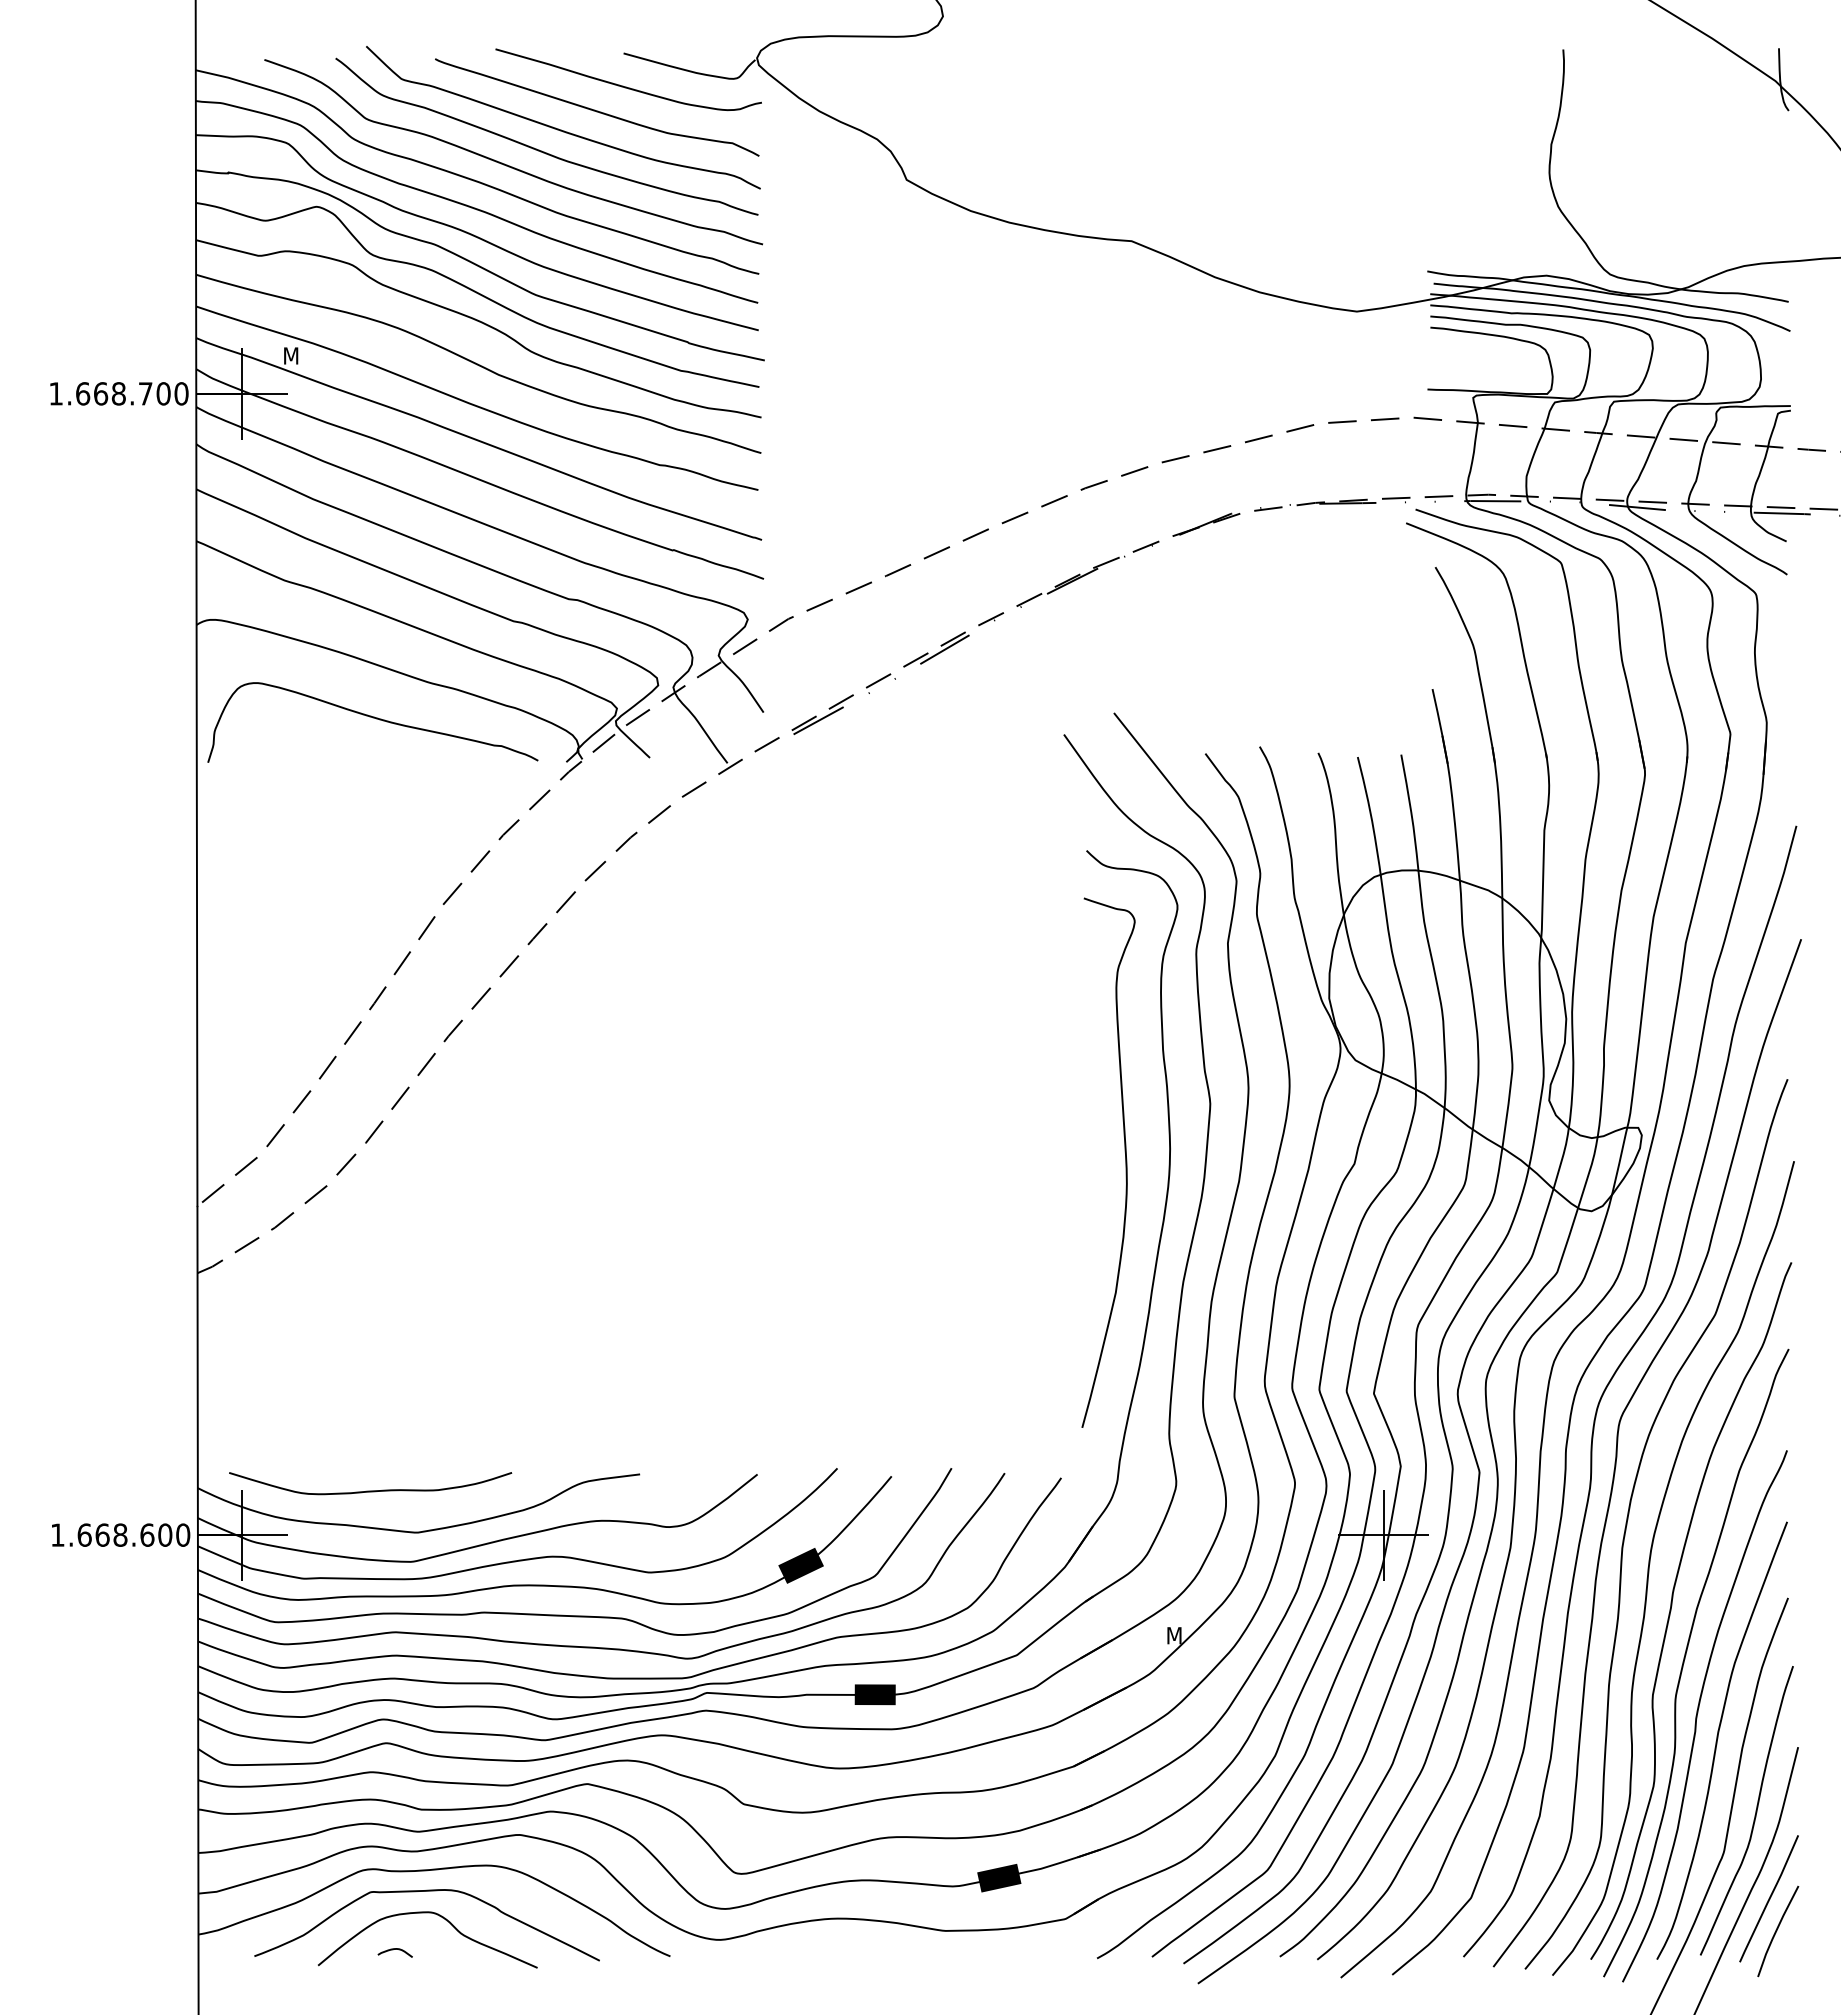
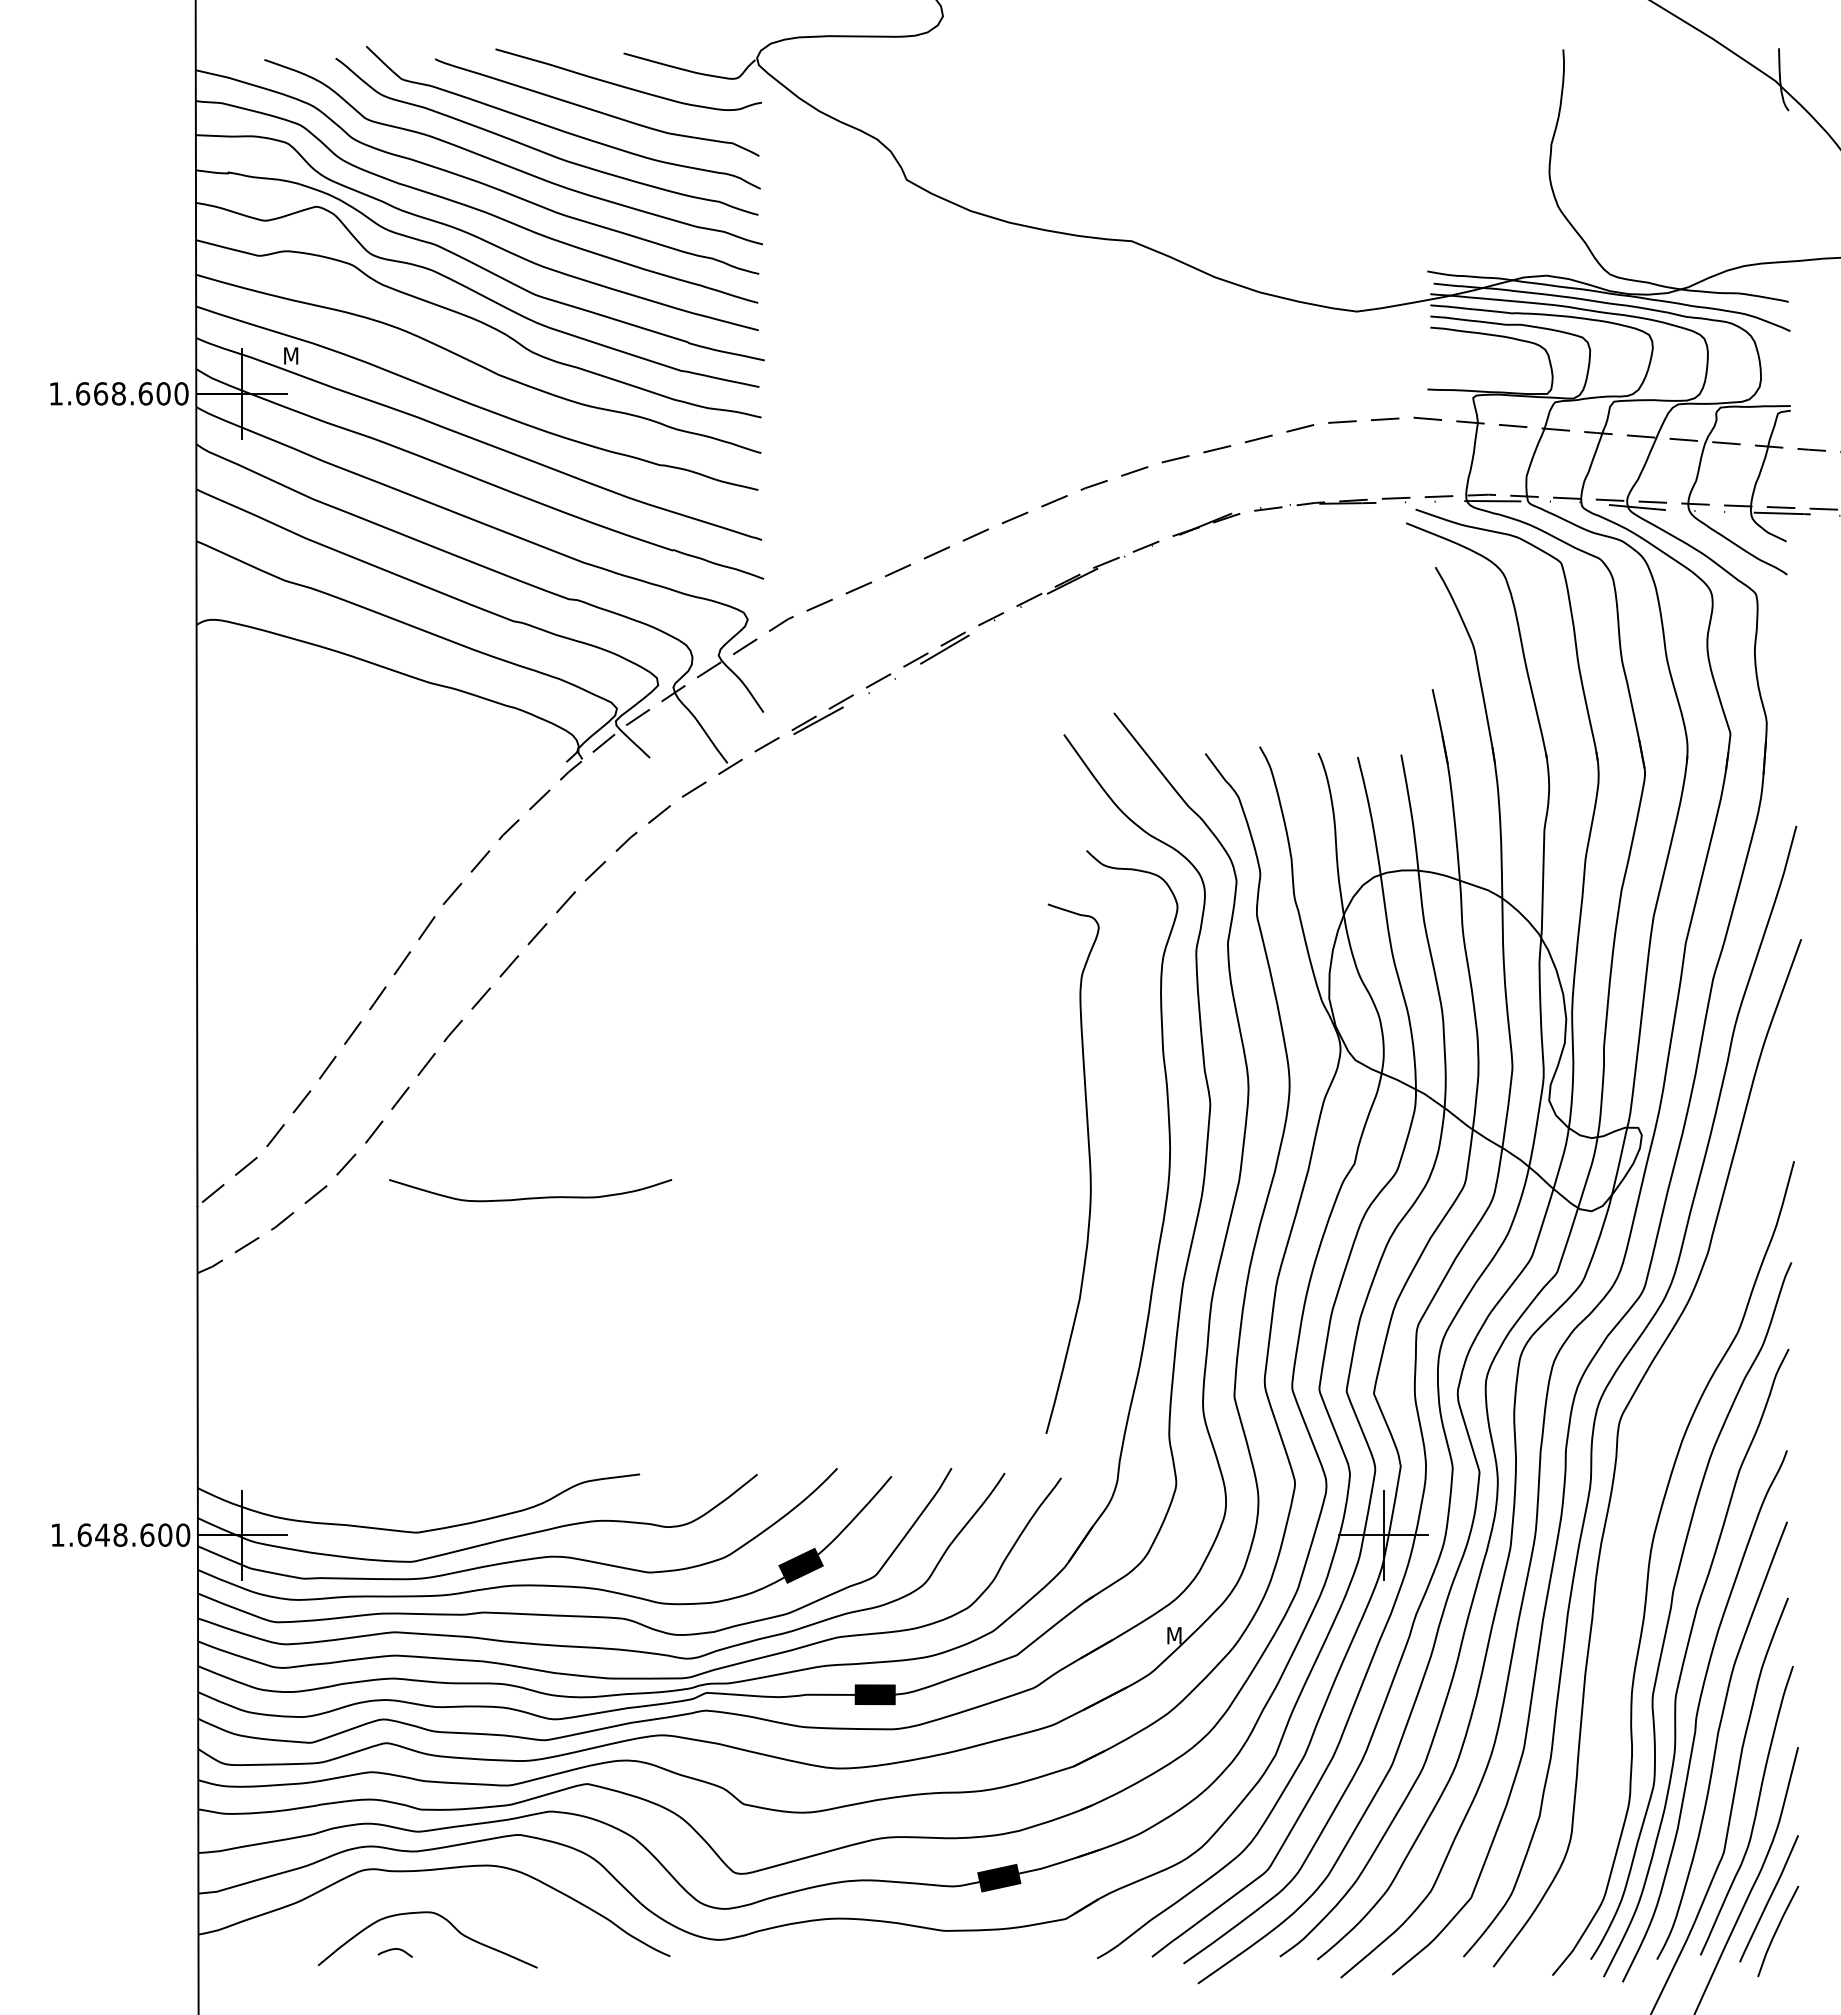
text: 1.668.700 -> 1.668.600 (145, 393)
curve: present -> none (373, 718)
curve position: (1125, 1162) -> (1089, 1168) (1089, 1168)
curve position: (370, 1490) -> (530, 1197) (530, 1197)
curve: present -> none (1628, 1520)
text: 1.668.600 -> 1.648.600 (102, 1534)
curve: present -> none (426, 1891)
